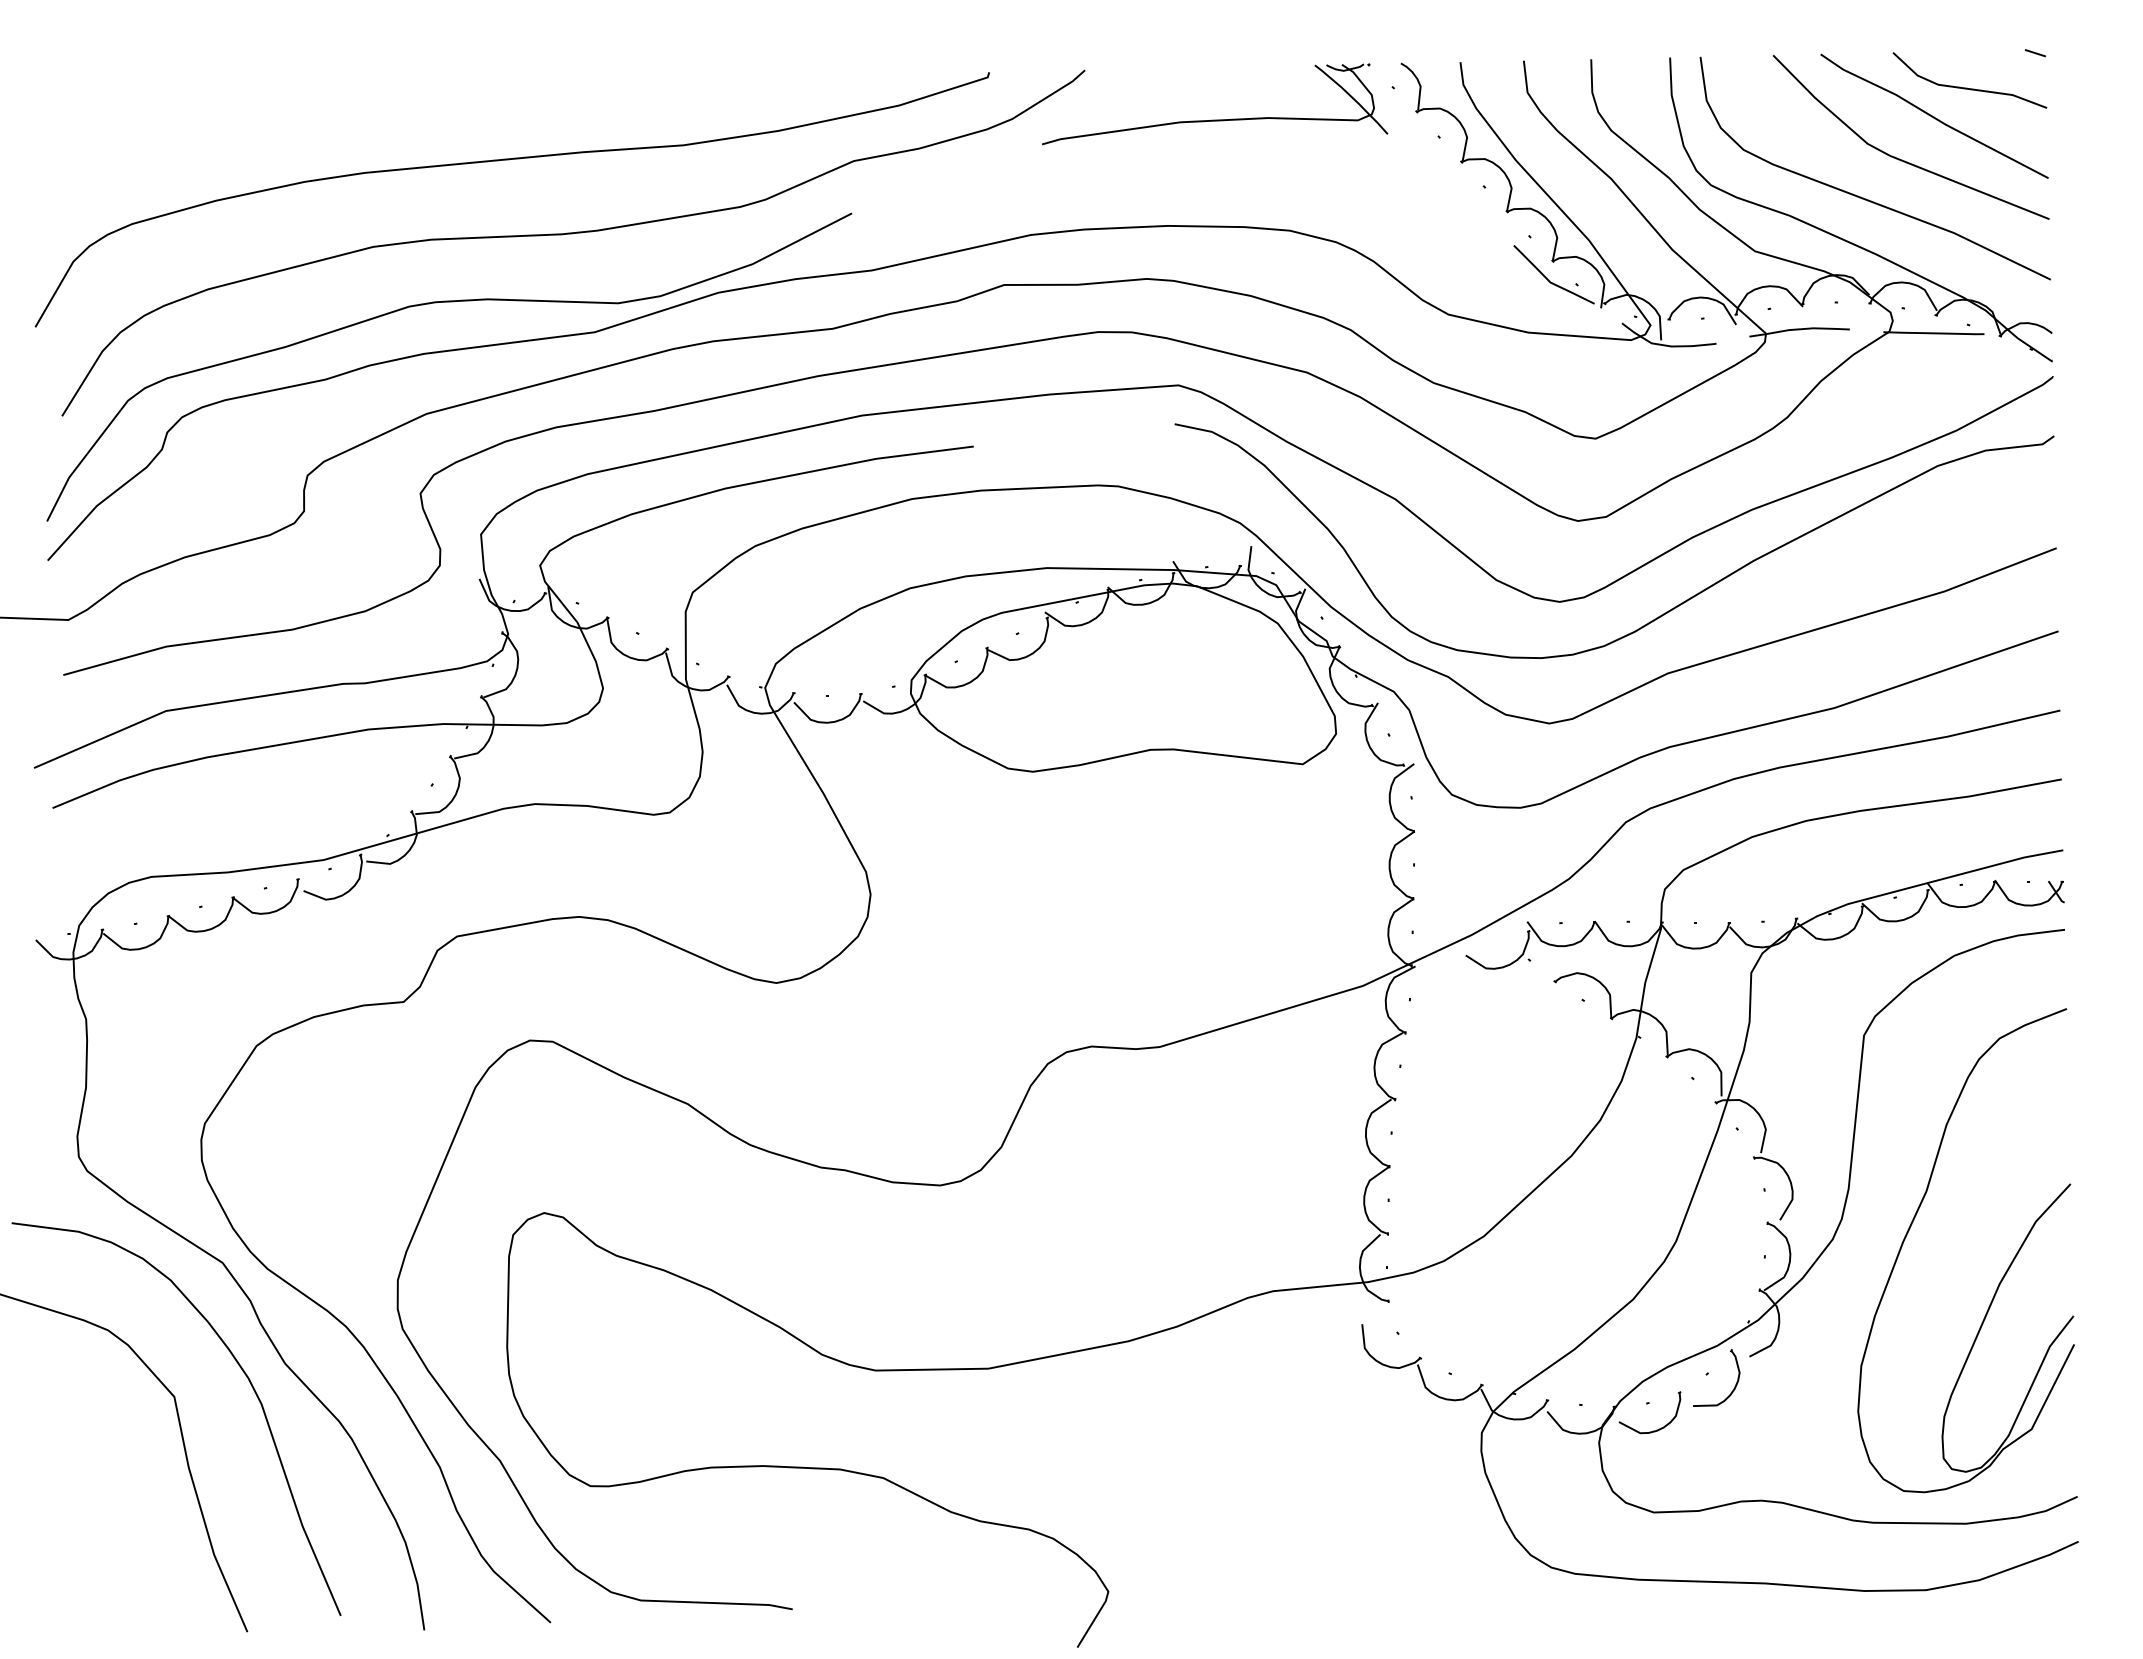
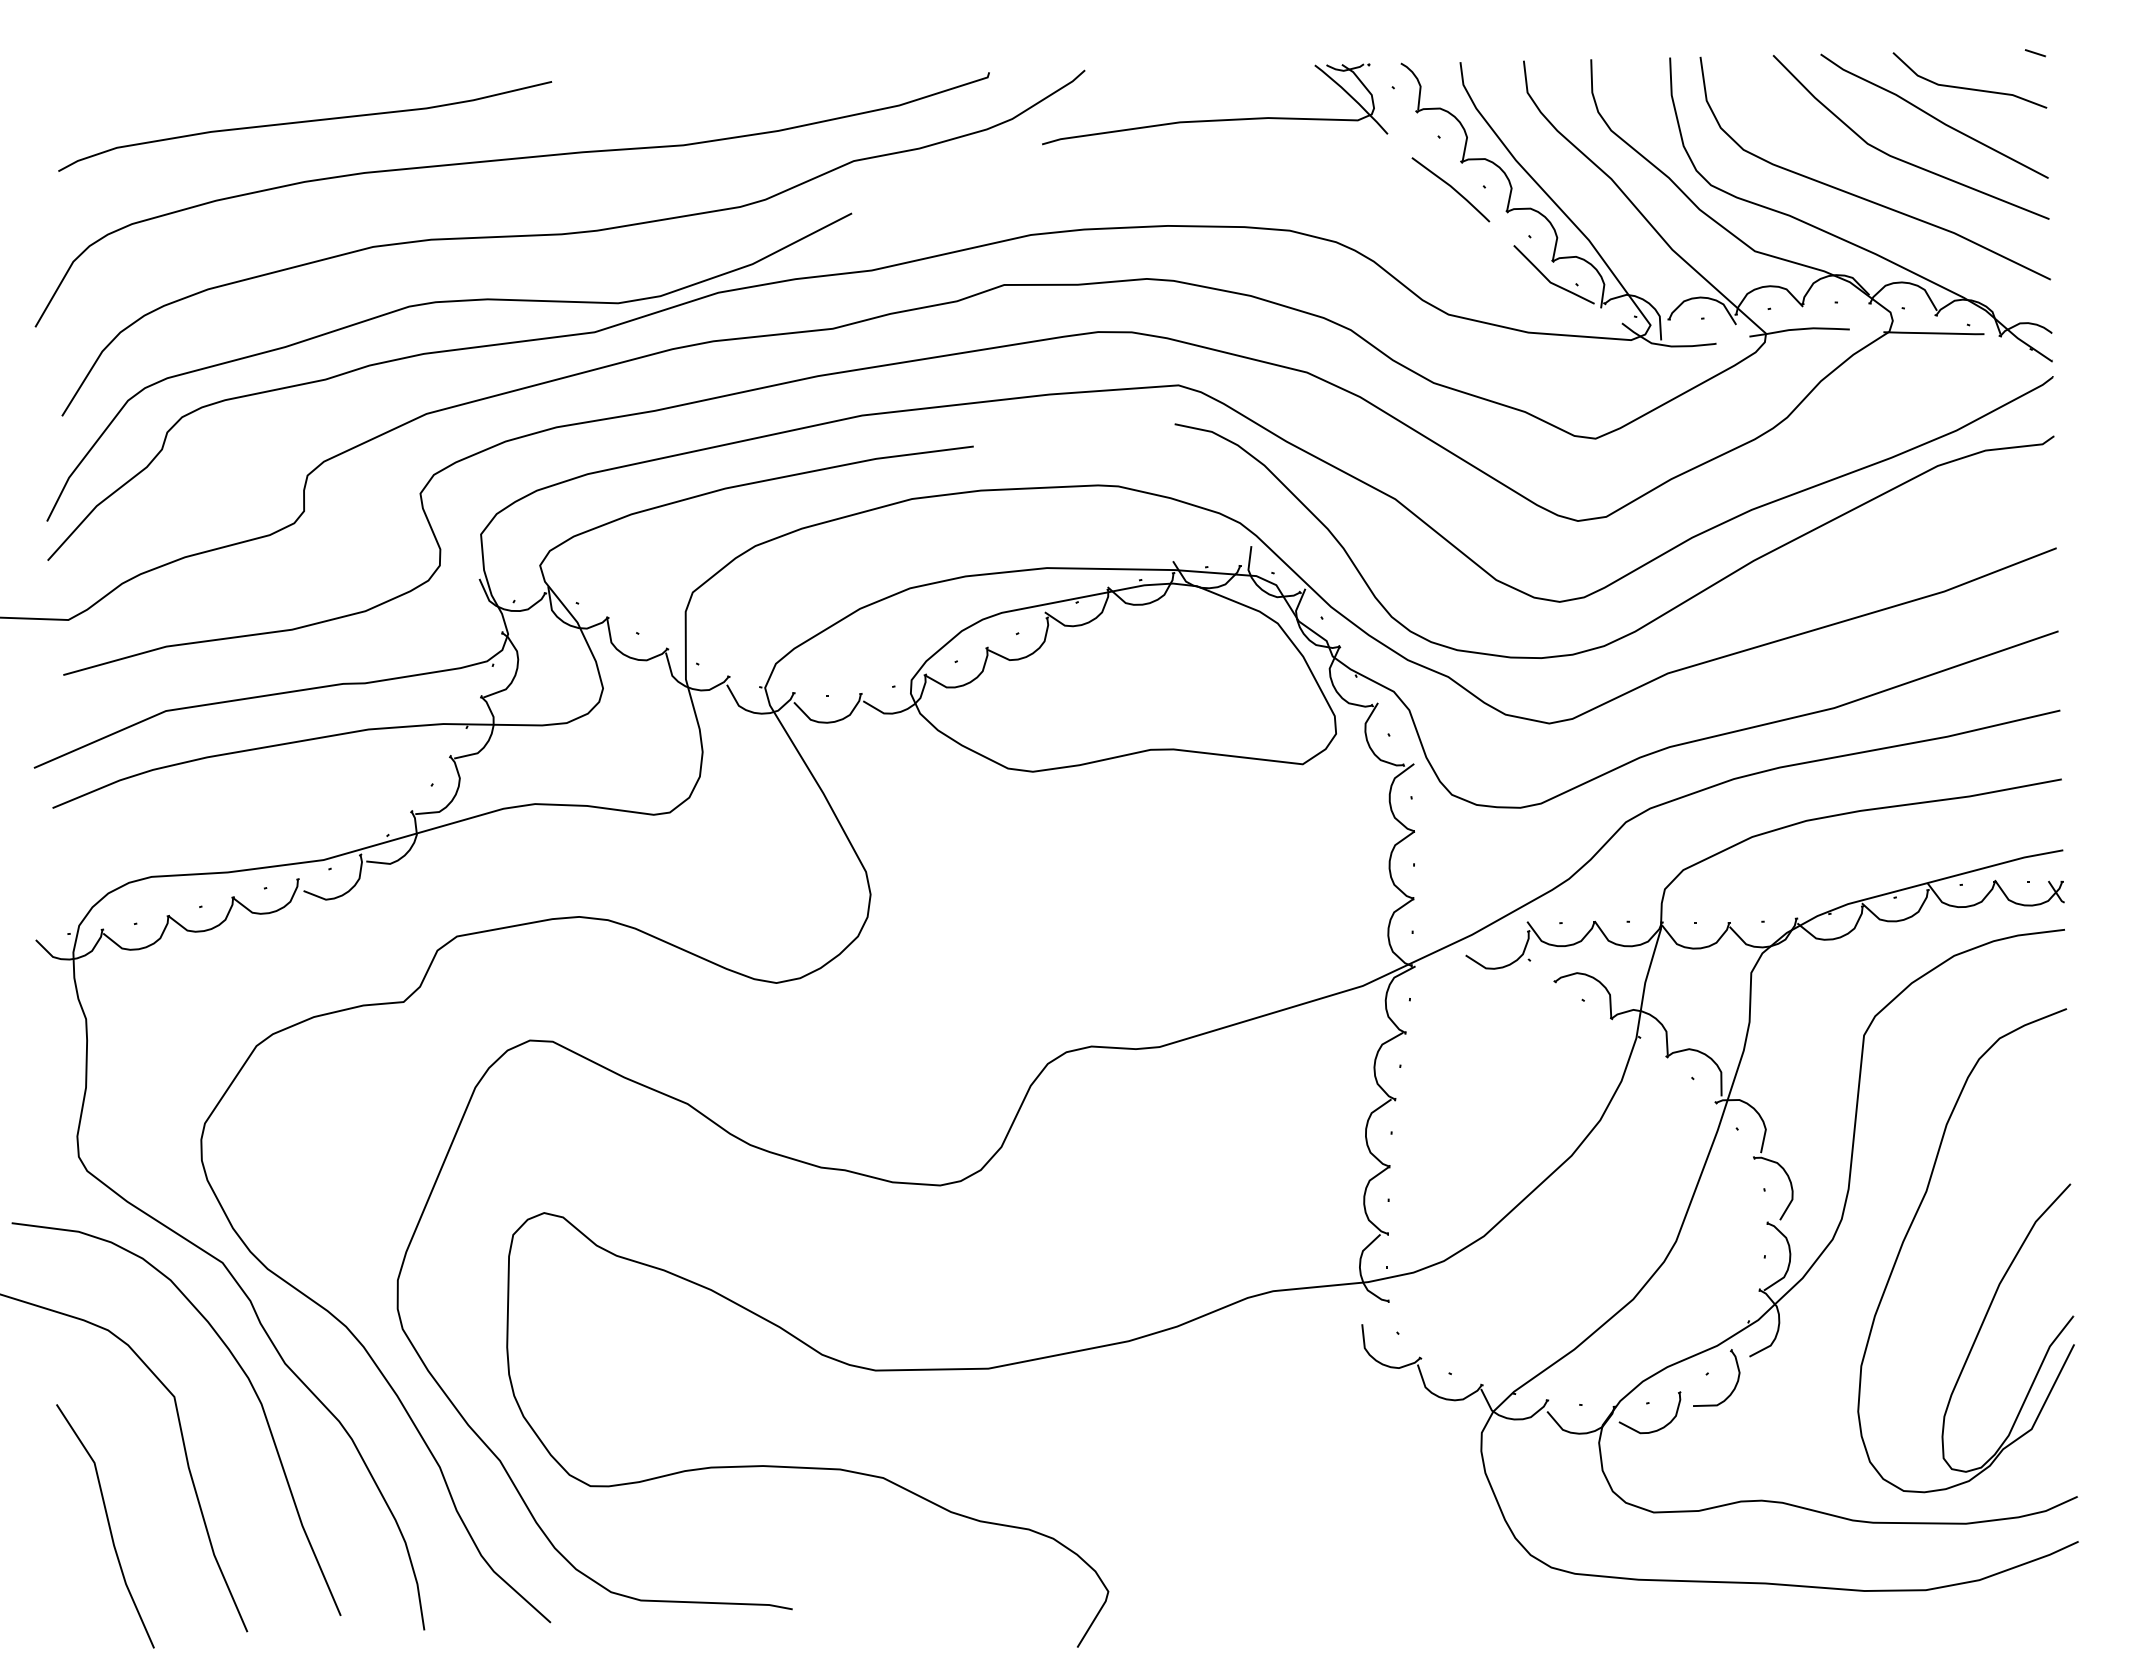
curve: none -> present (305, 122)
curve: none -> present (1451, 188)
line: none -> present (108, 1526)
